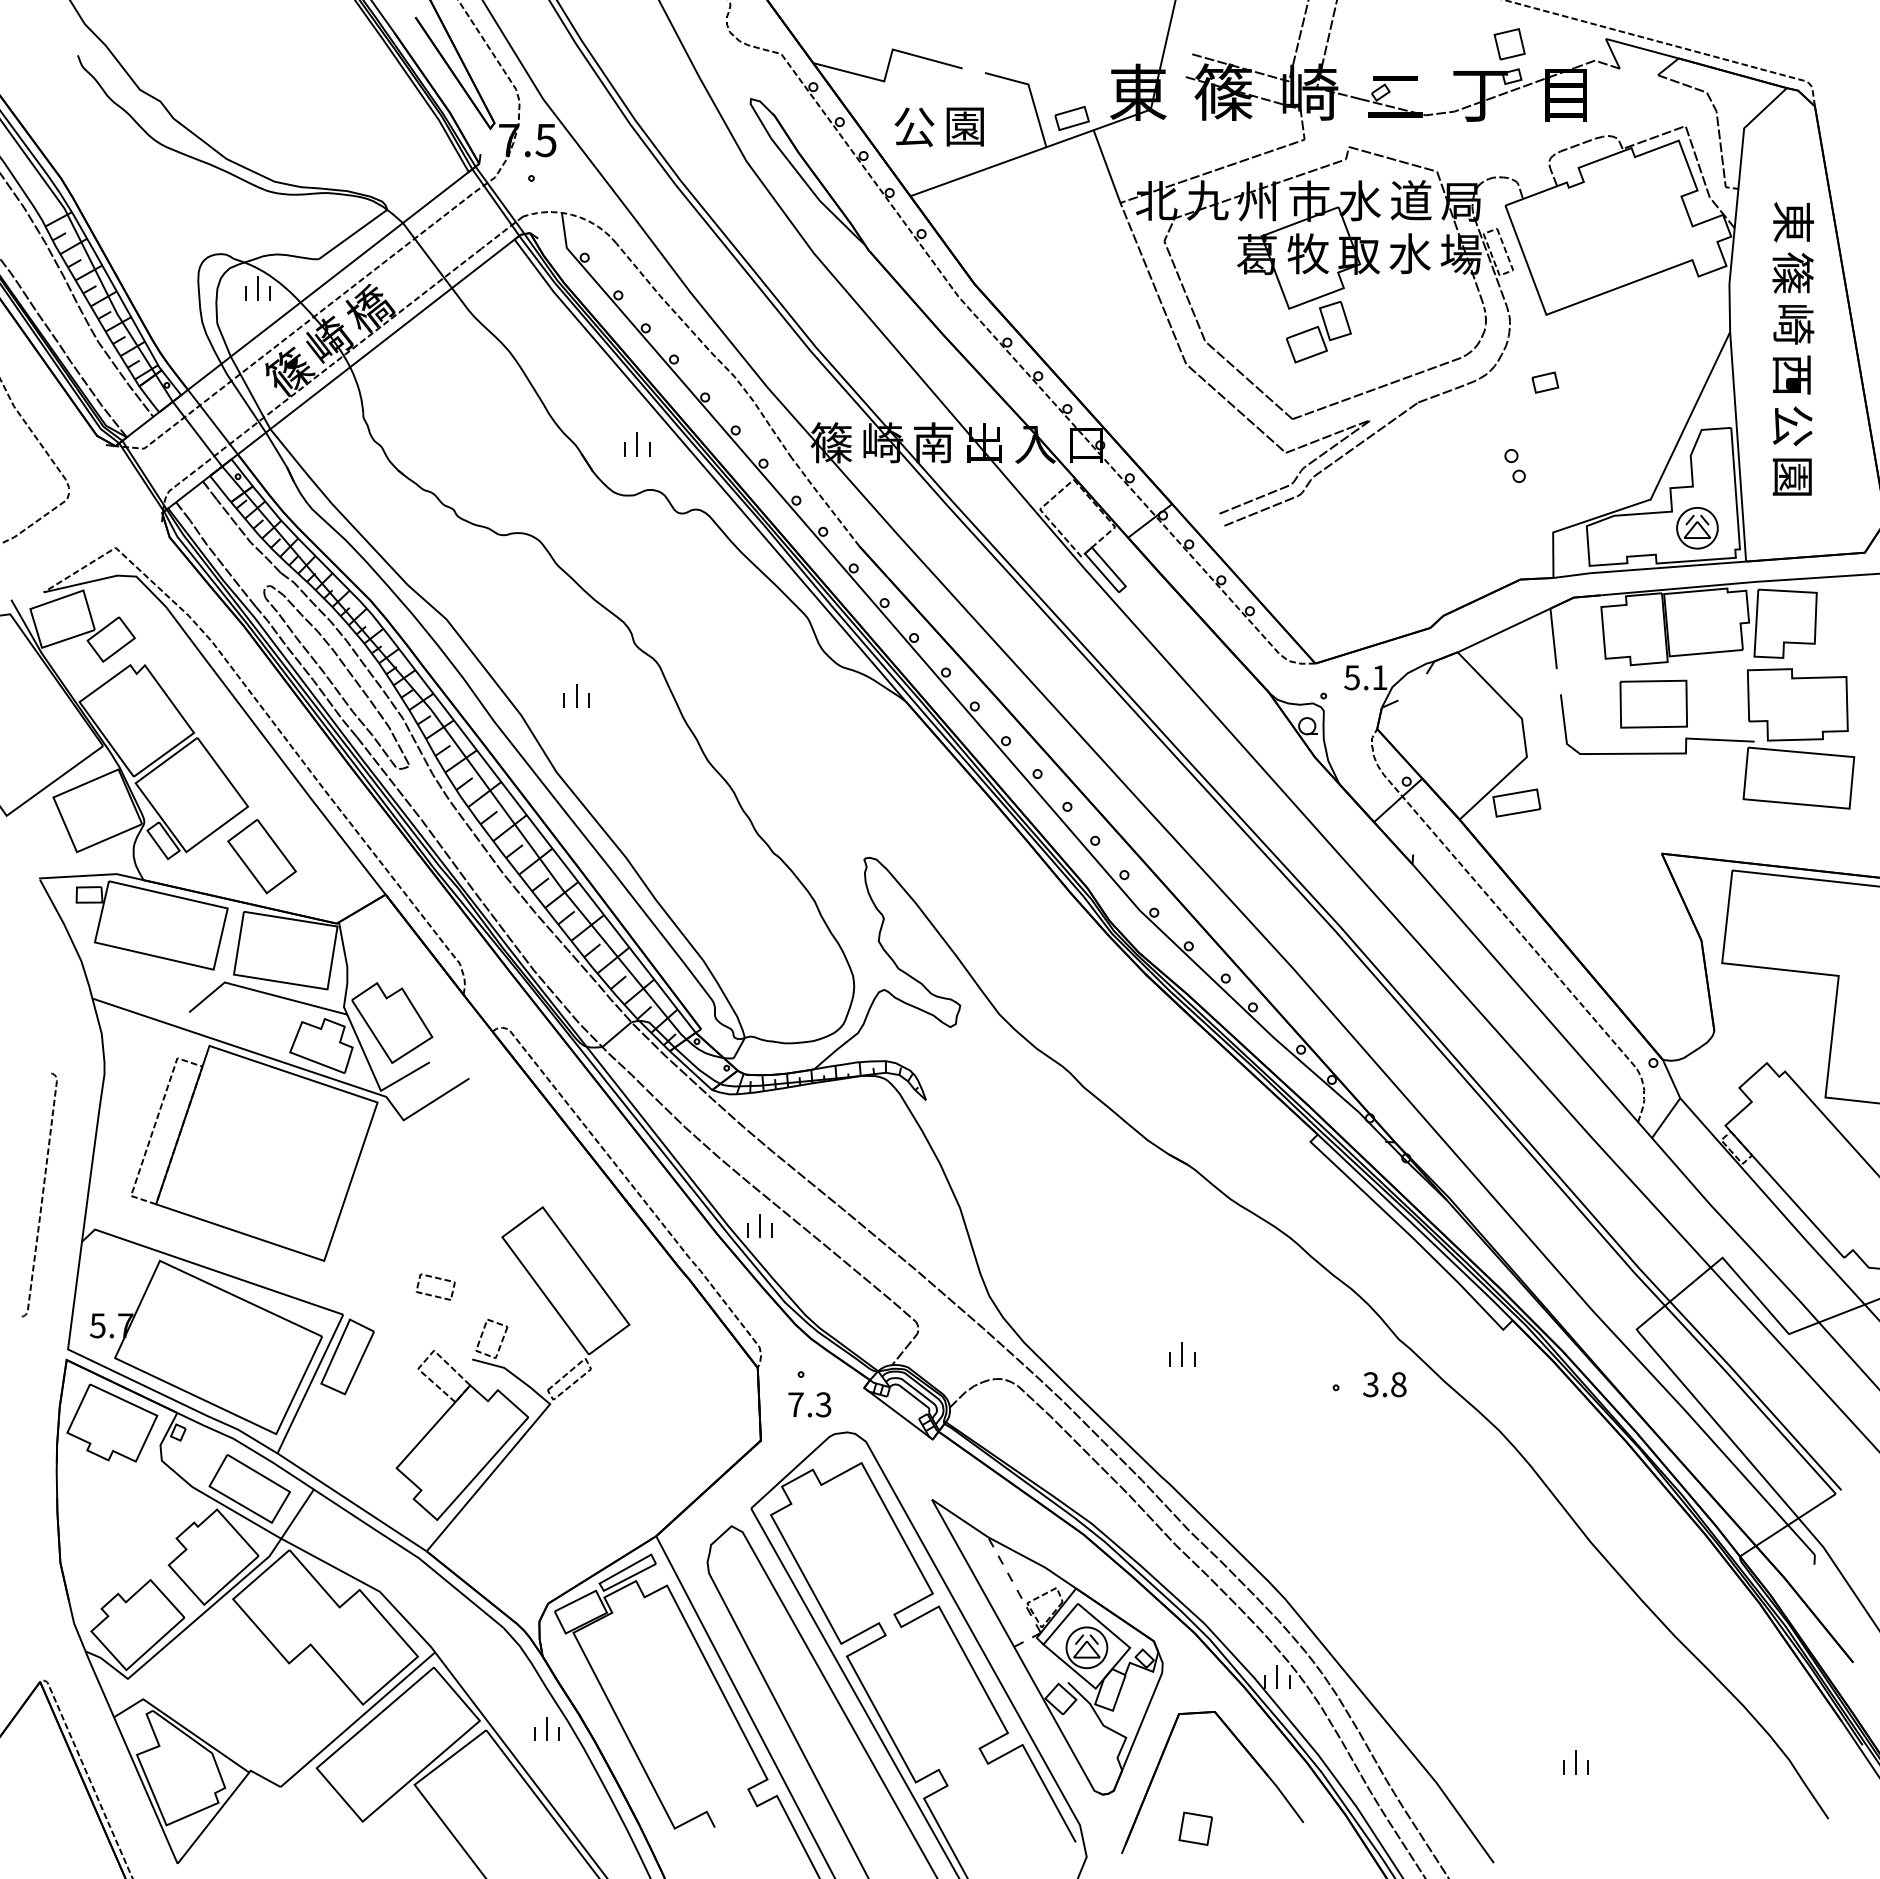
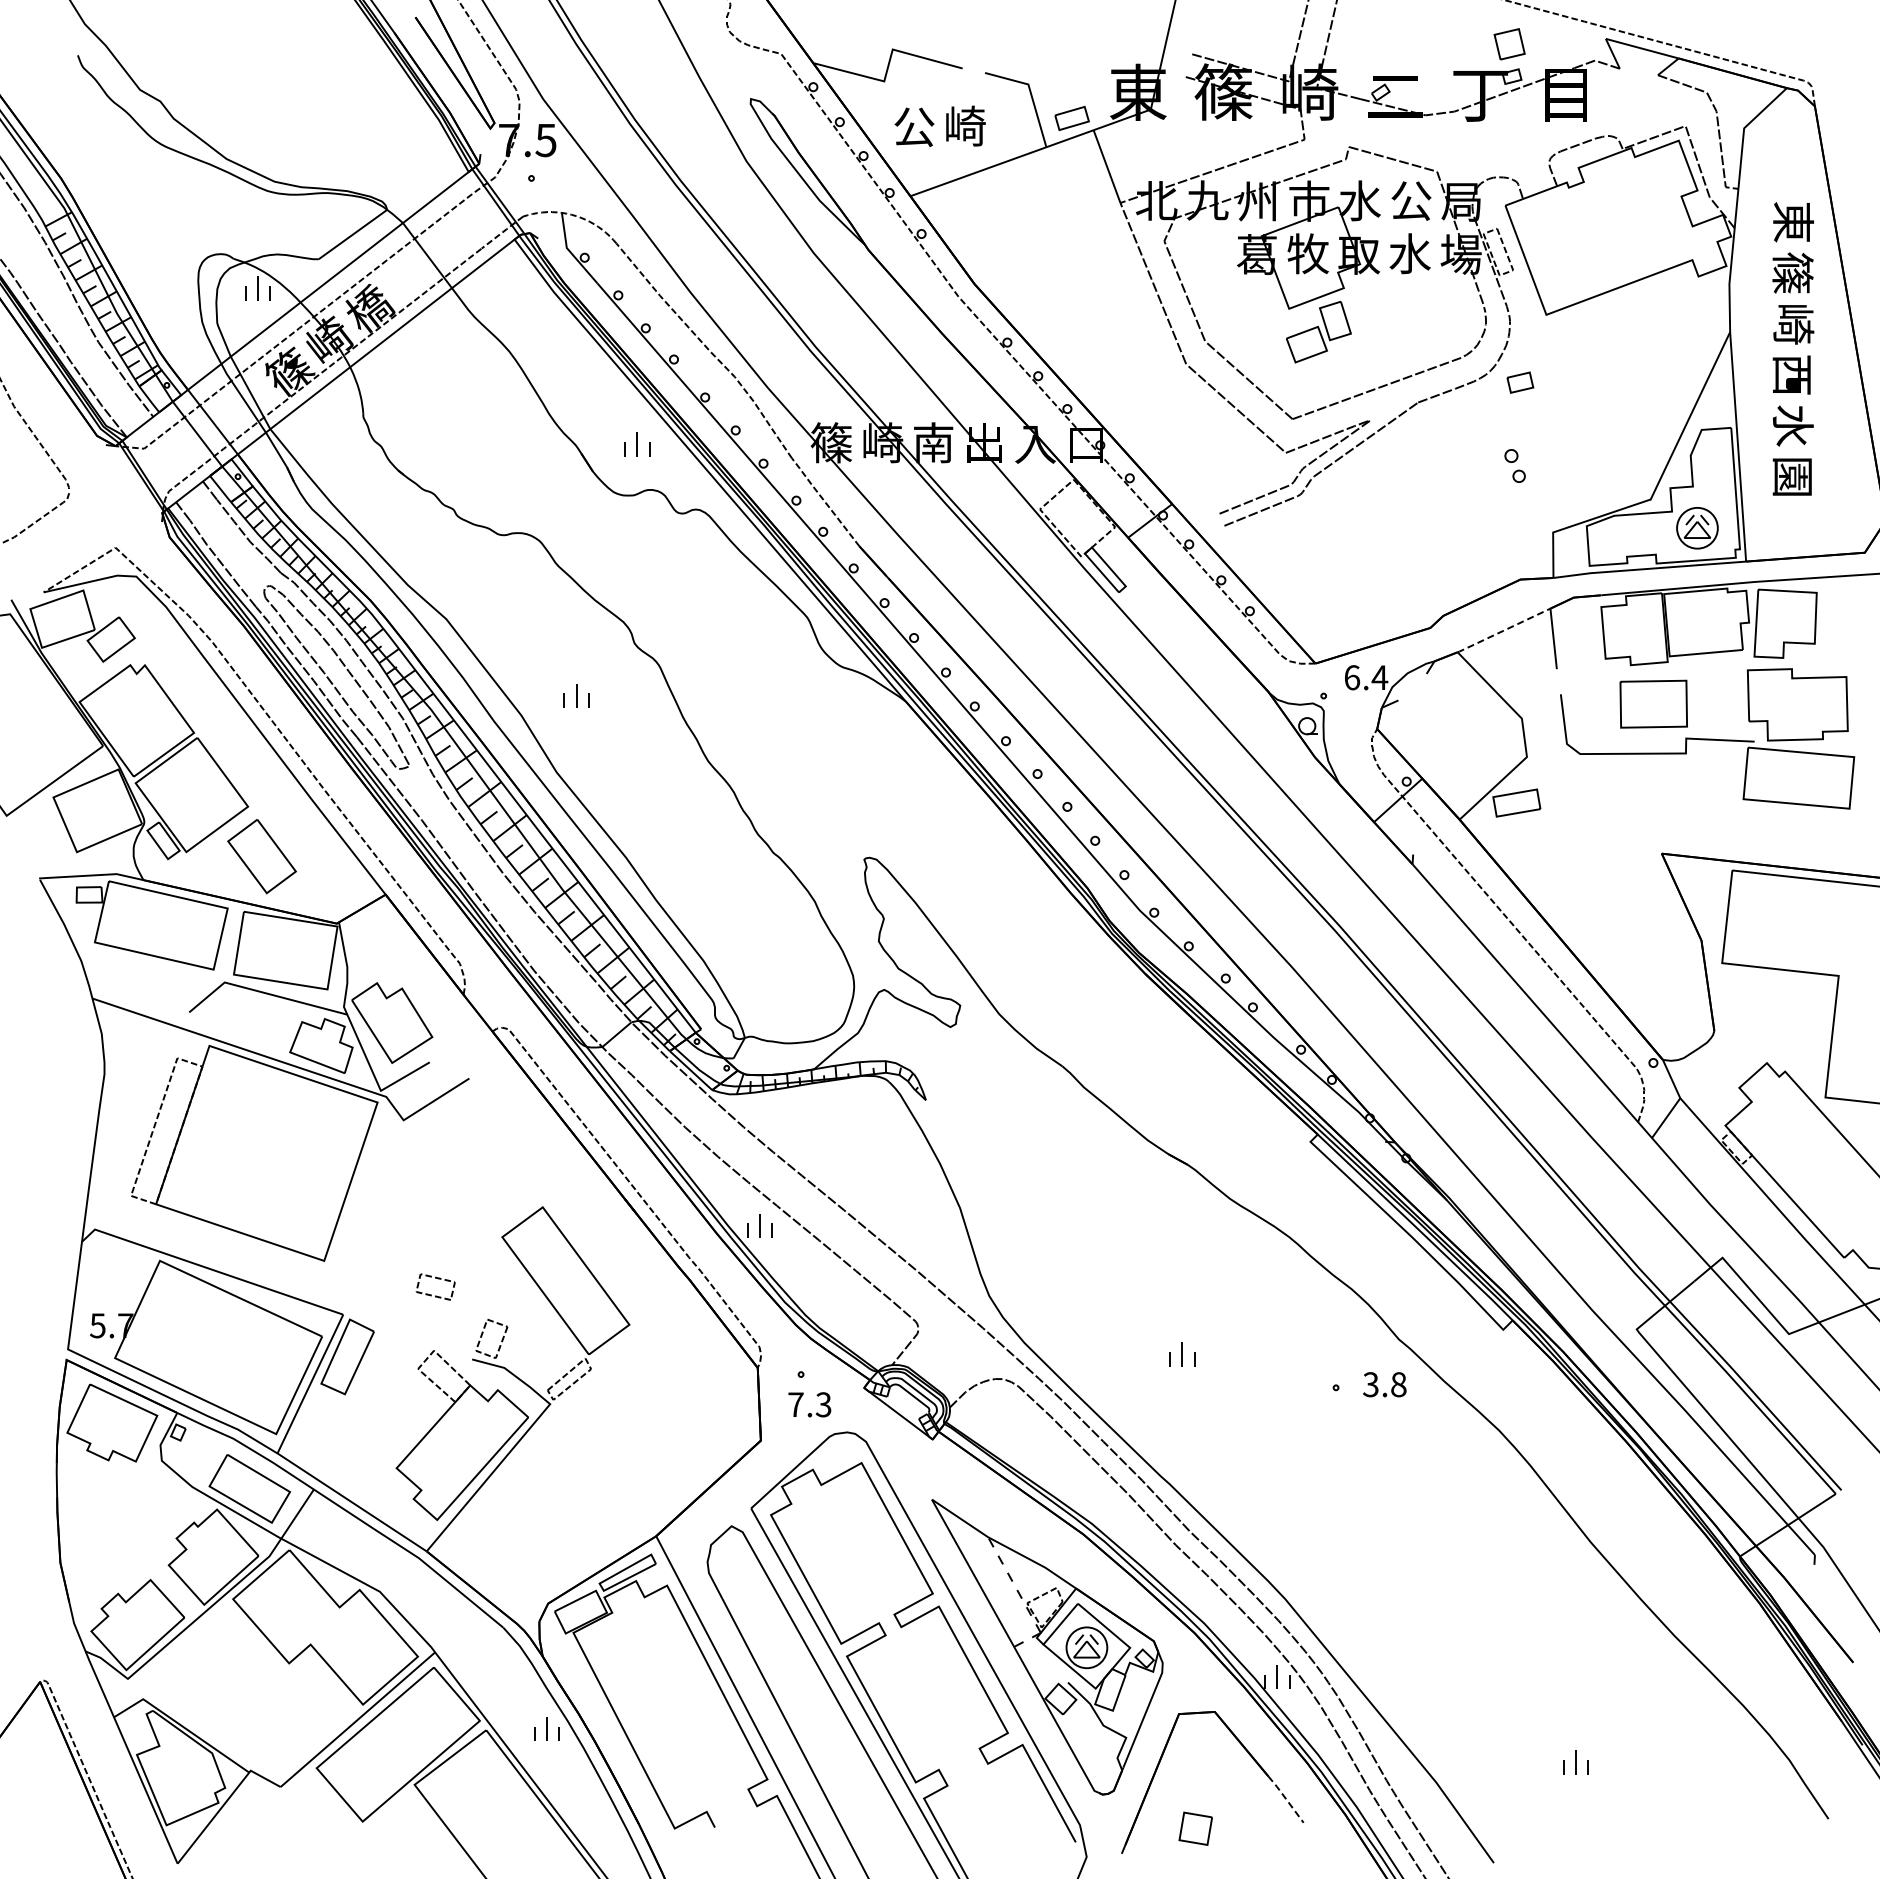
text: 園 -> 崎 (965, 125)
text: 道 -> 公 (1410, 200)
part position: (1545, 382) -> (1520, 382) (1520, 382)
text: 公 -> 水 (1793, 425)
line: solid -> dashed (1502, 631)
text: 5.1 -> 6.4 (1366, 677)
curve: present -> none (42, 1193)
line: solid -> dashed (1285, 1798)
